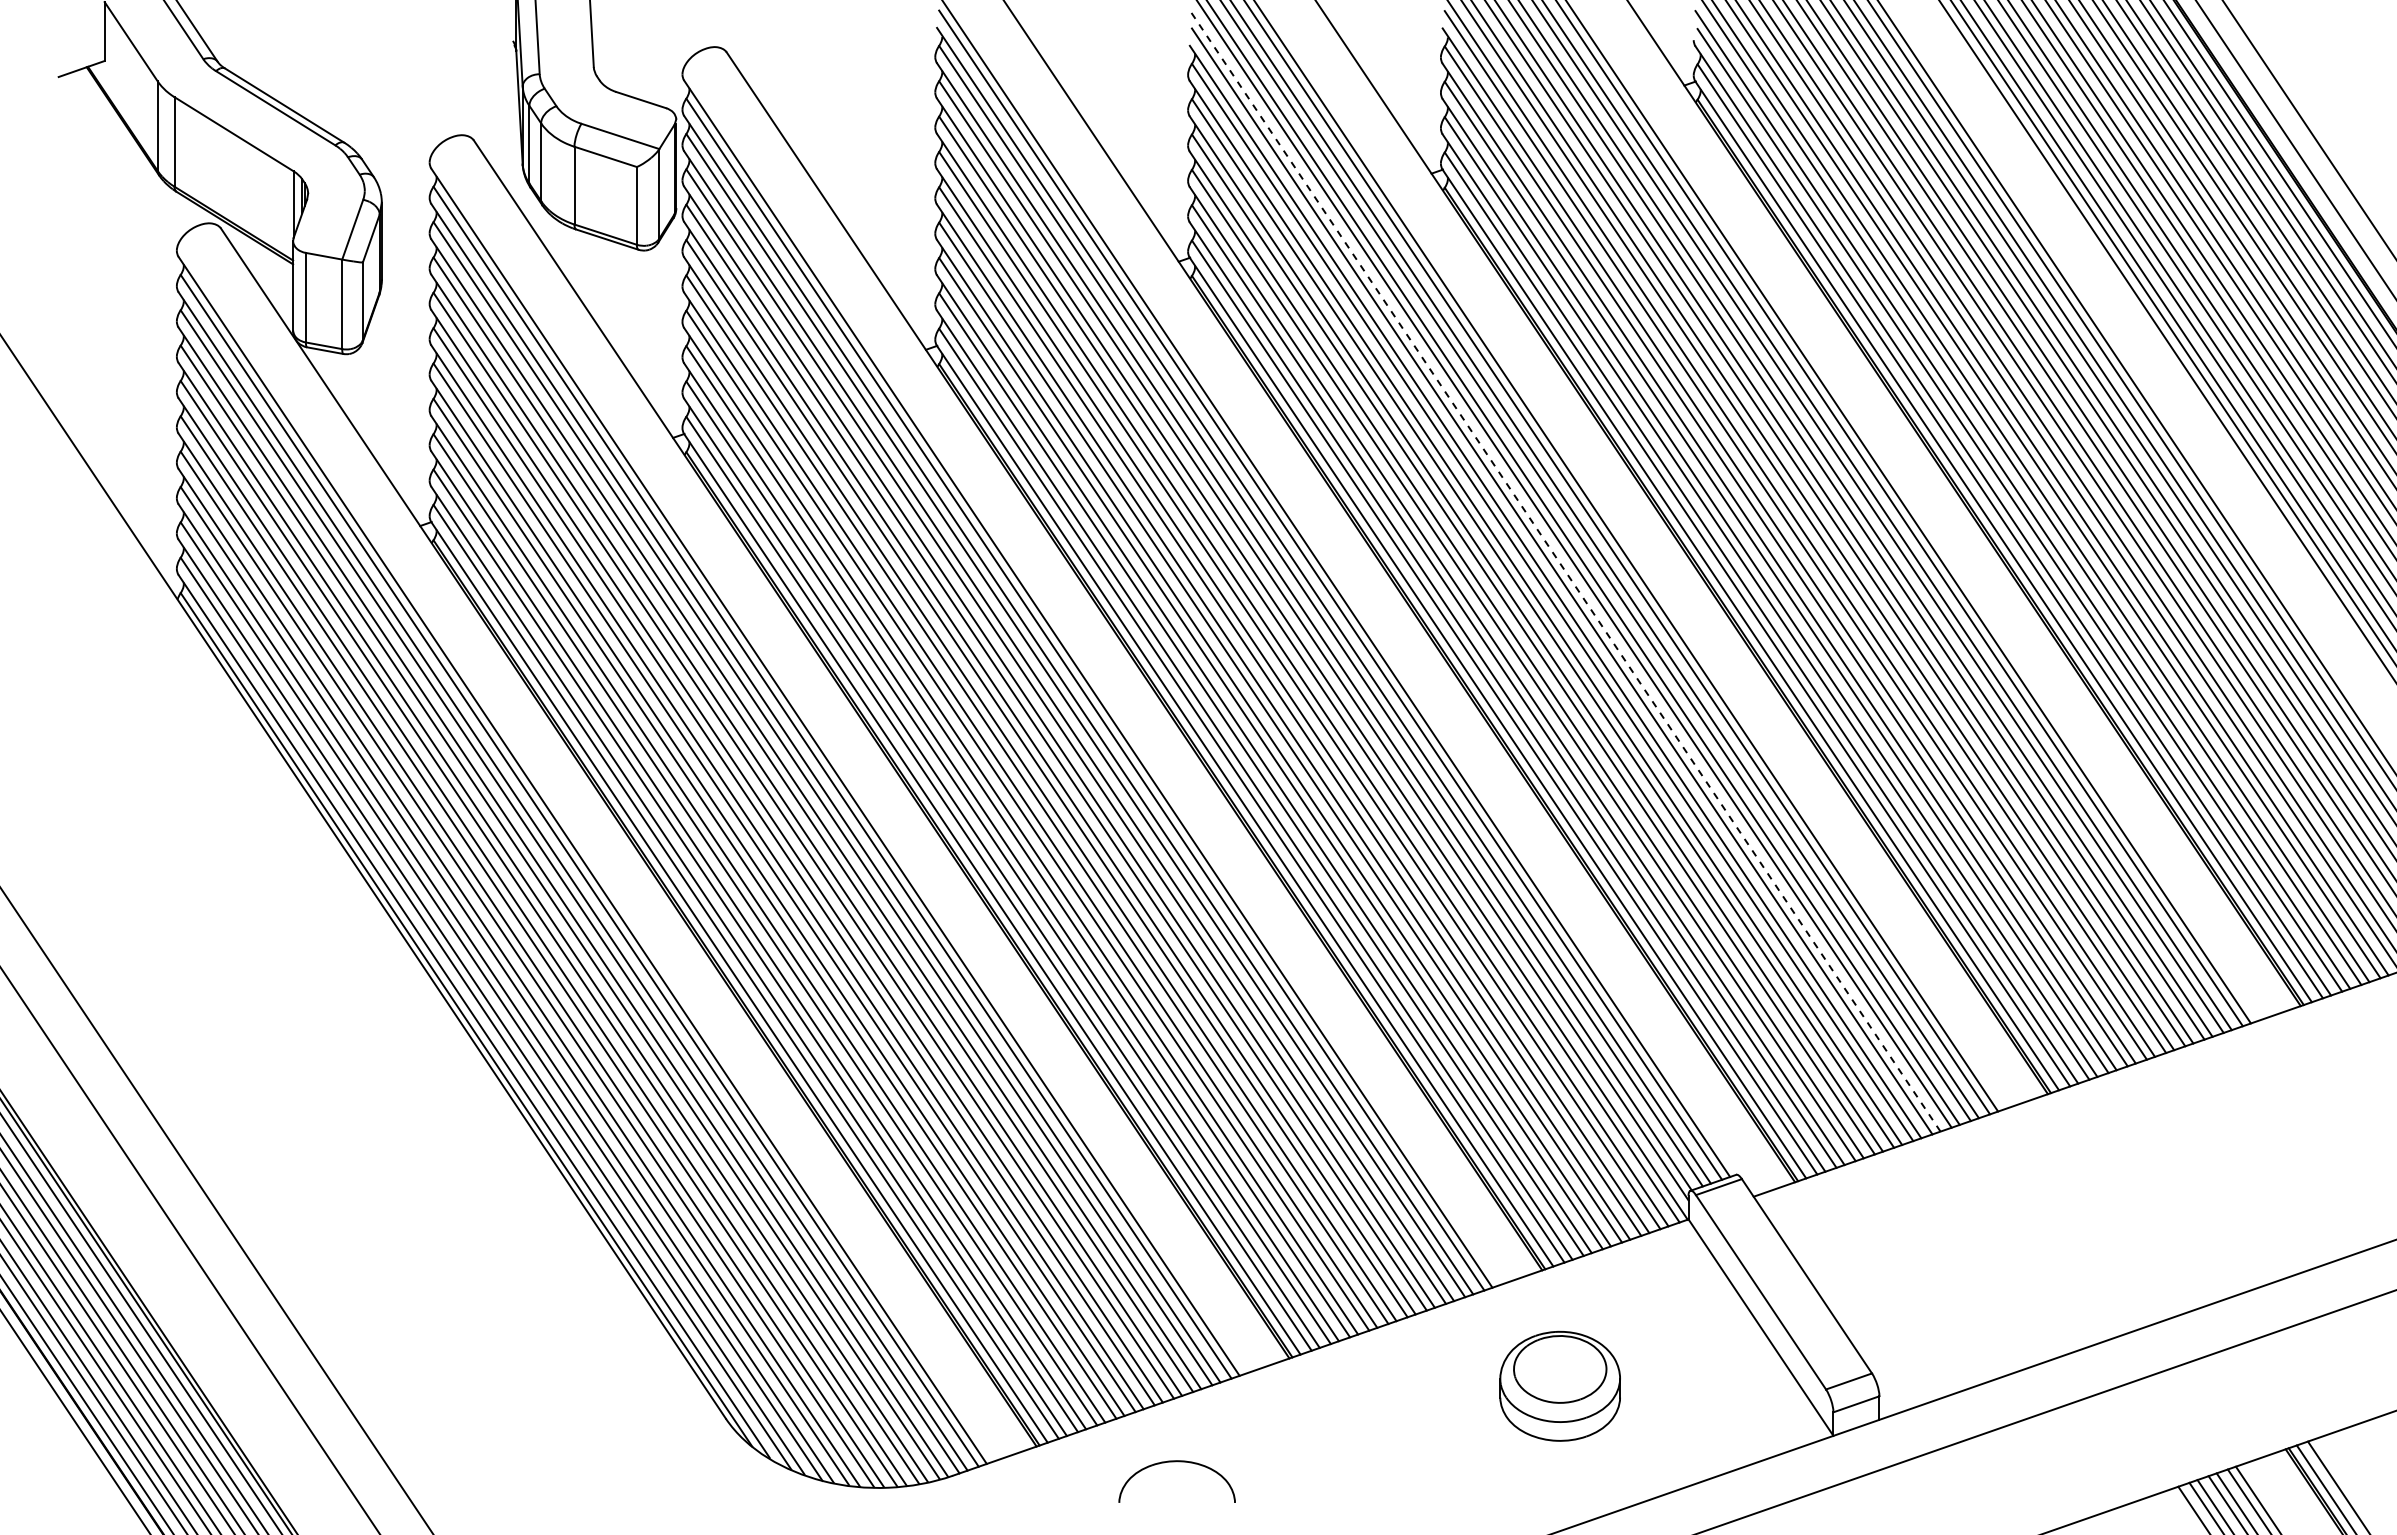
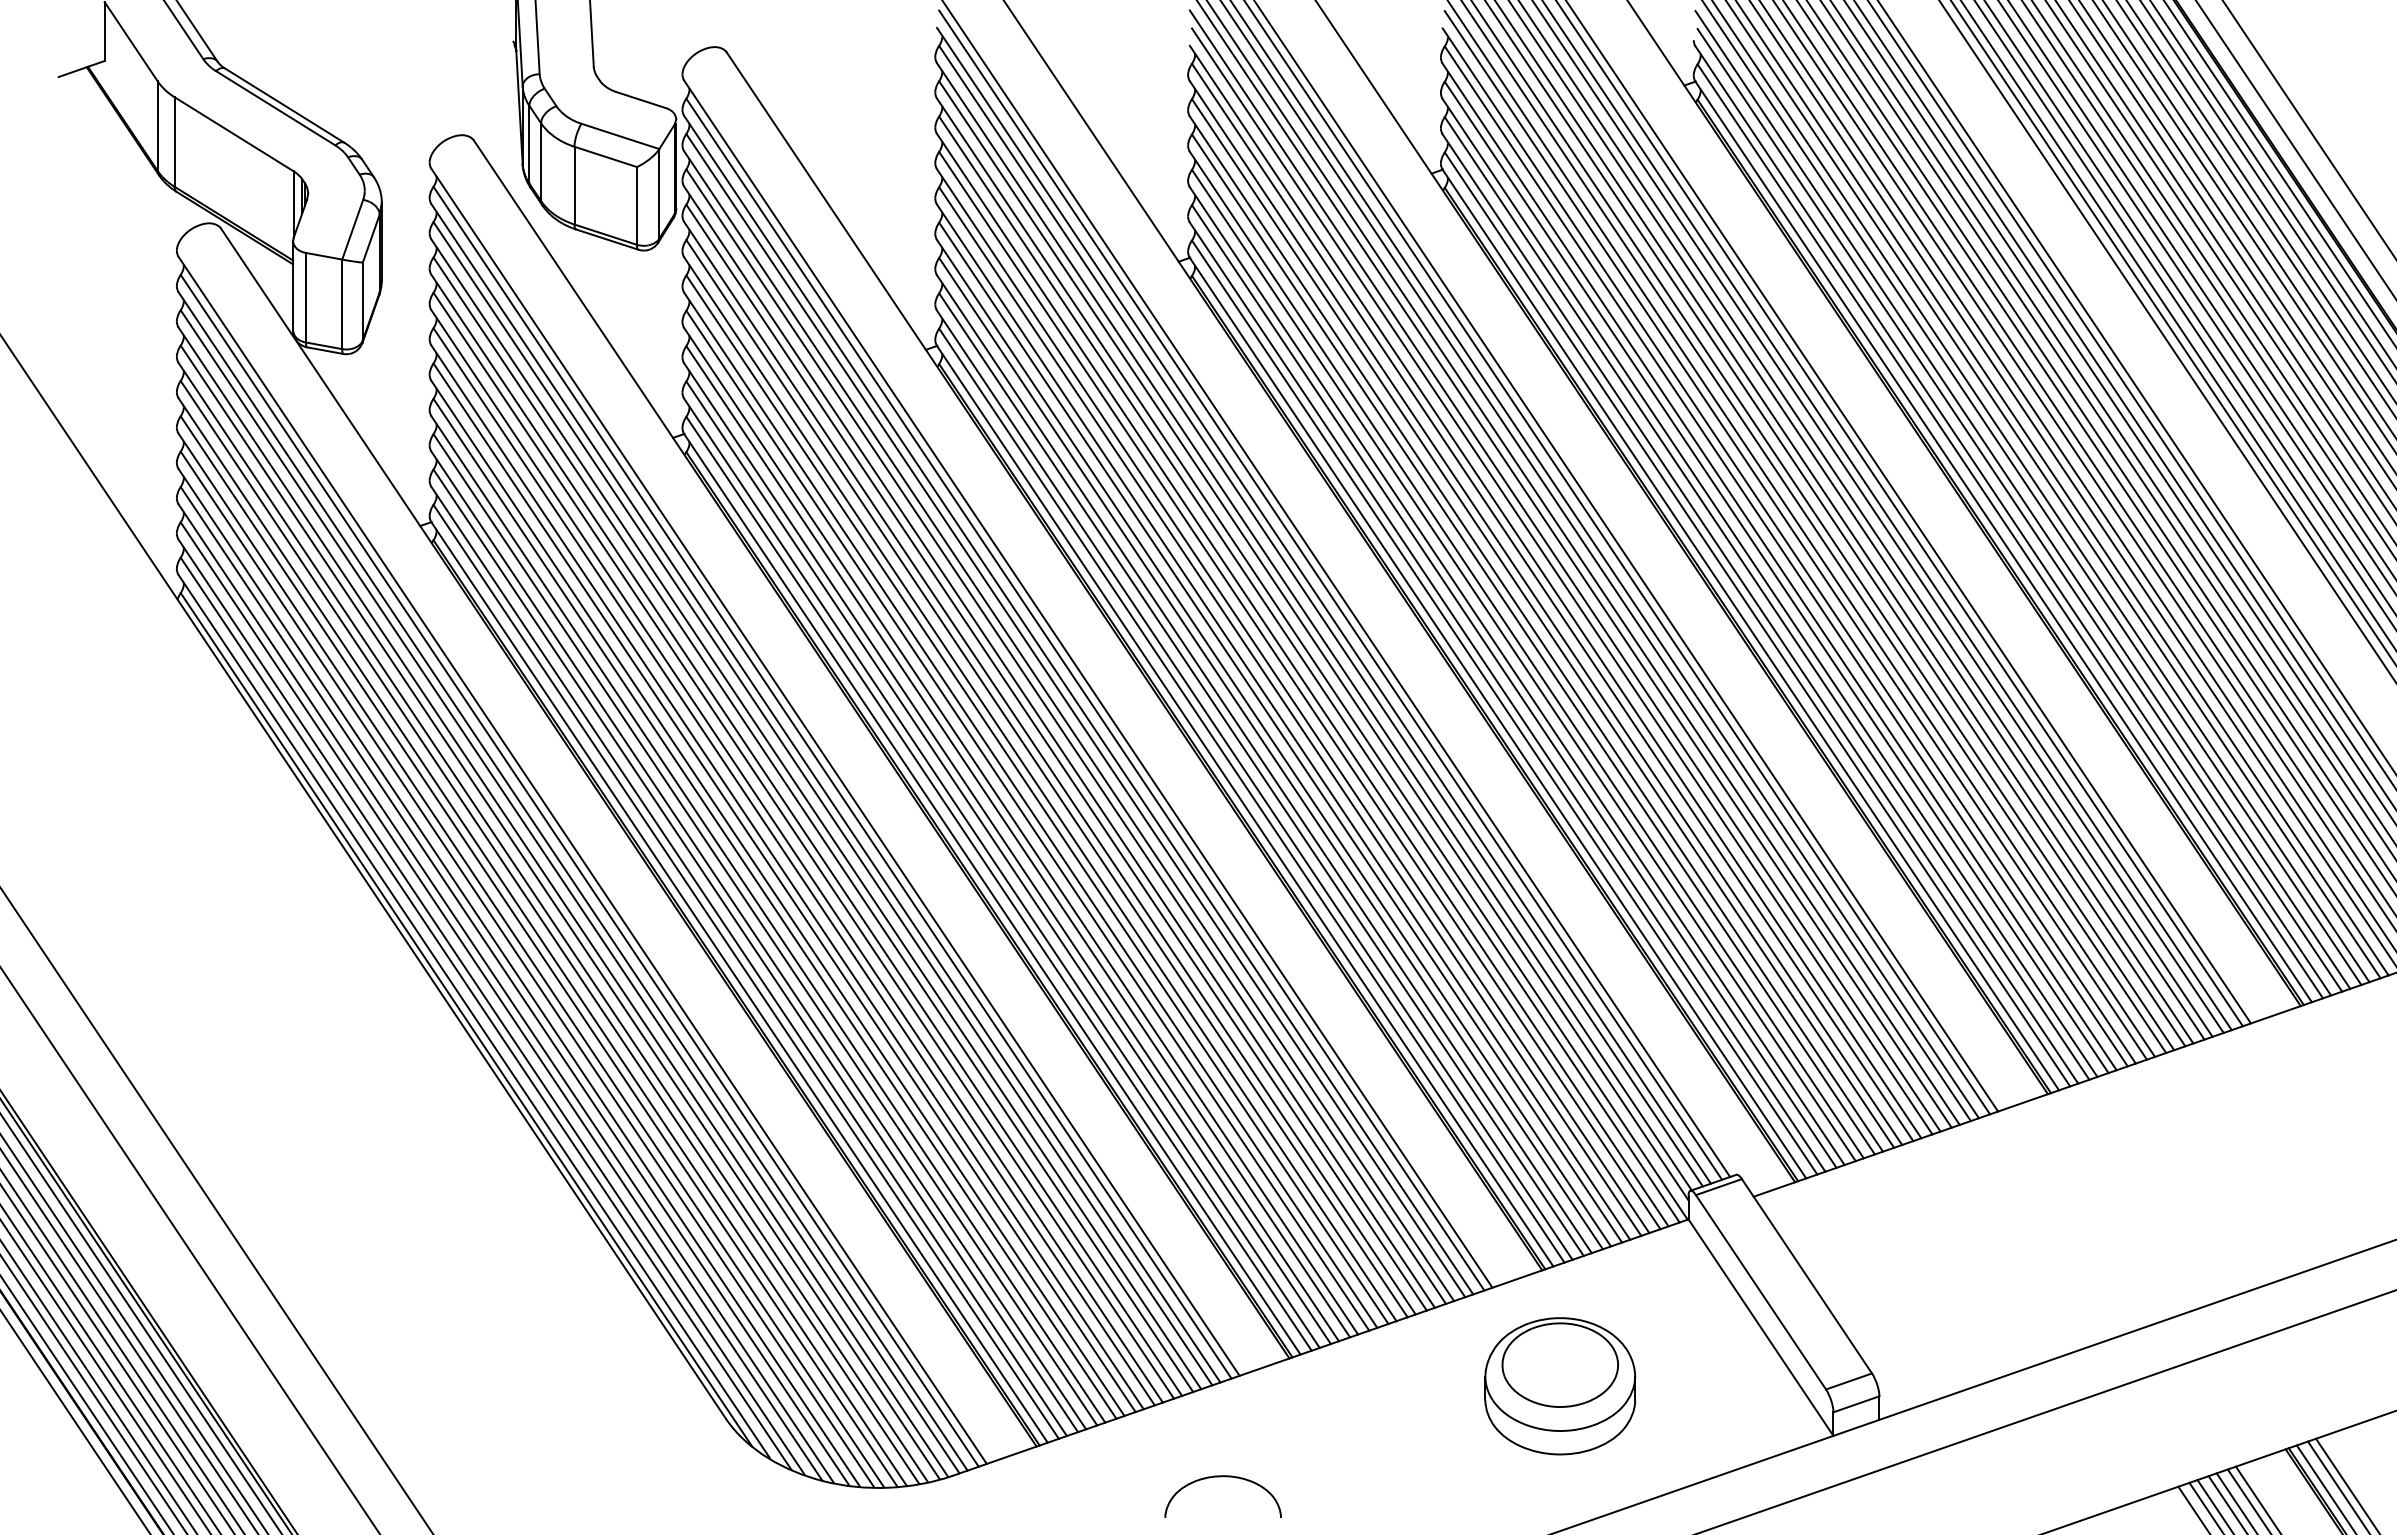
line: dashed -> solid (1565, 571)
part size: 122x112 px -> 152x139 px (1559, 1386)
part position: (1176, 1462) -> (1222, 1477) (1222, 1477)
line: none -> present (2347, 1484)
